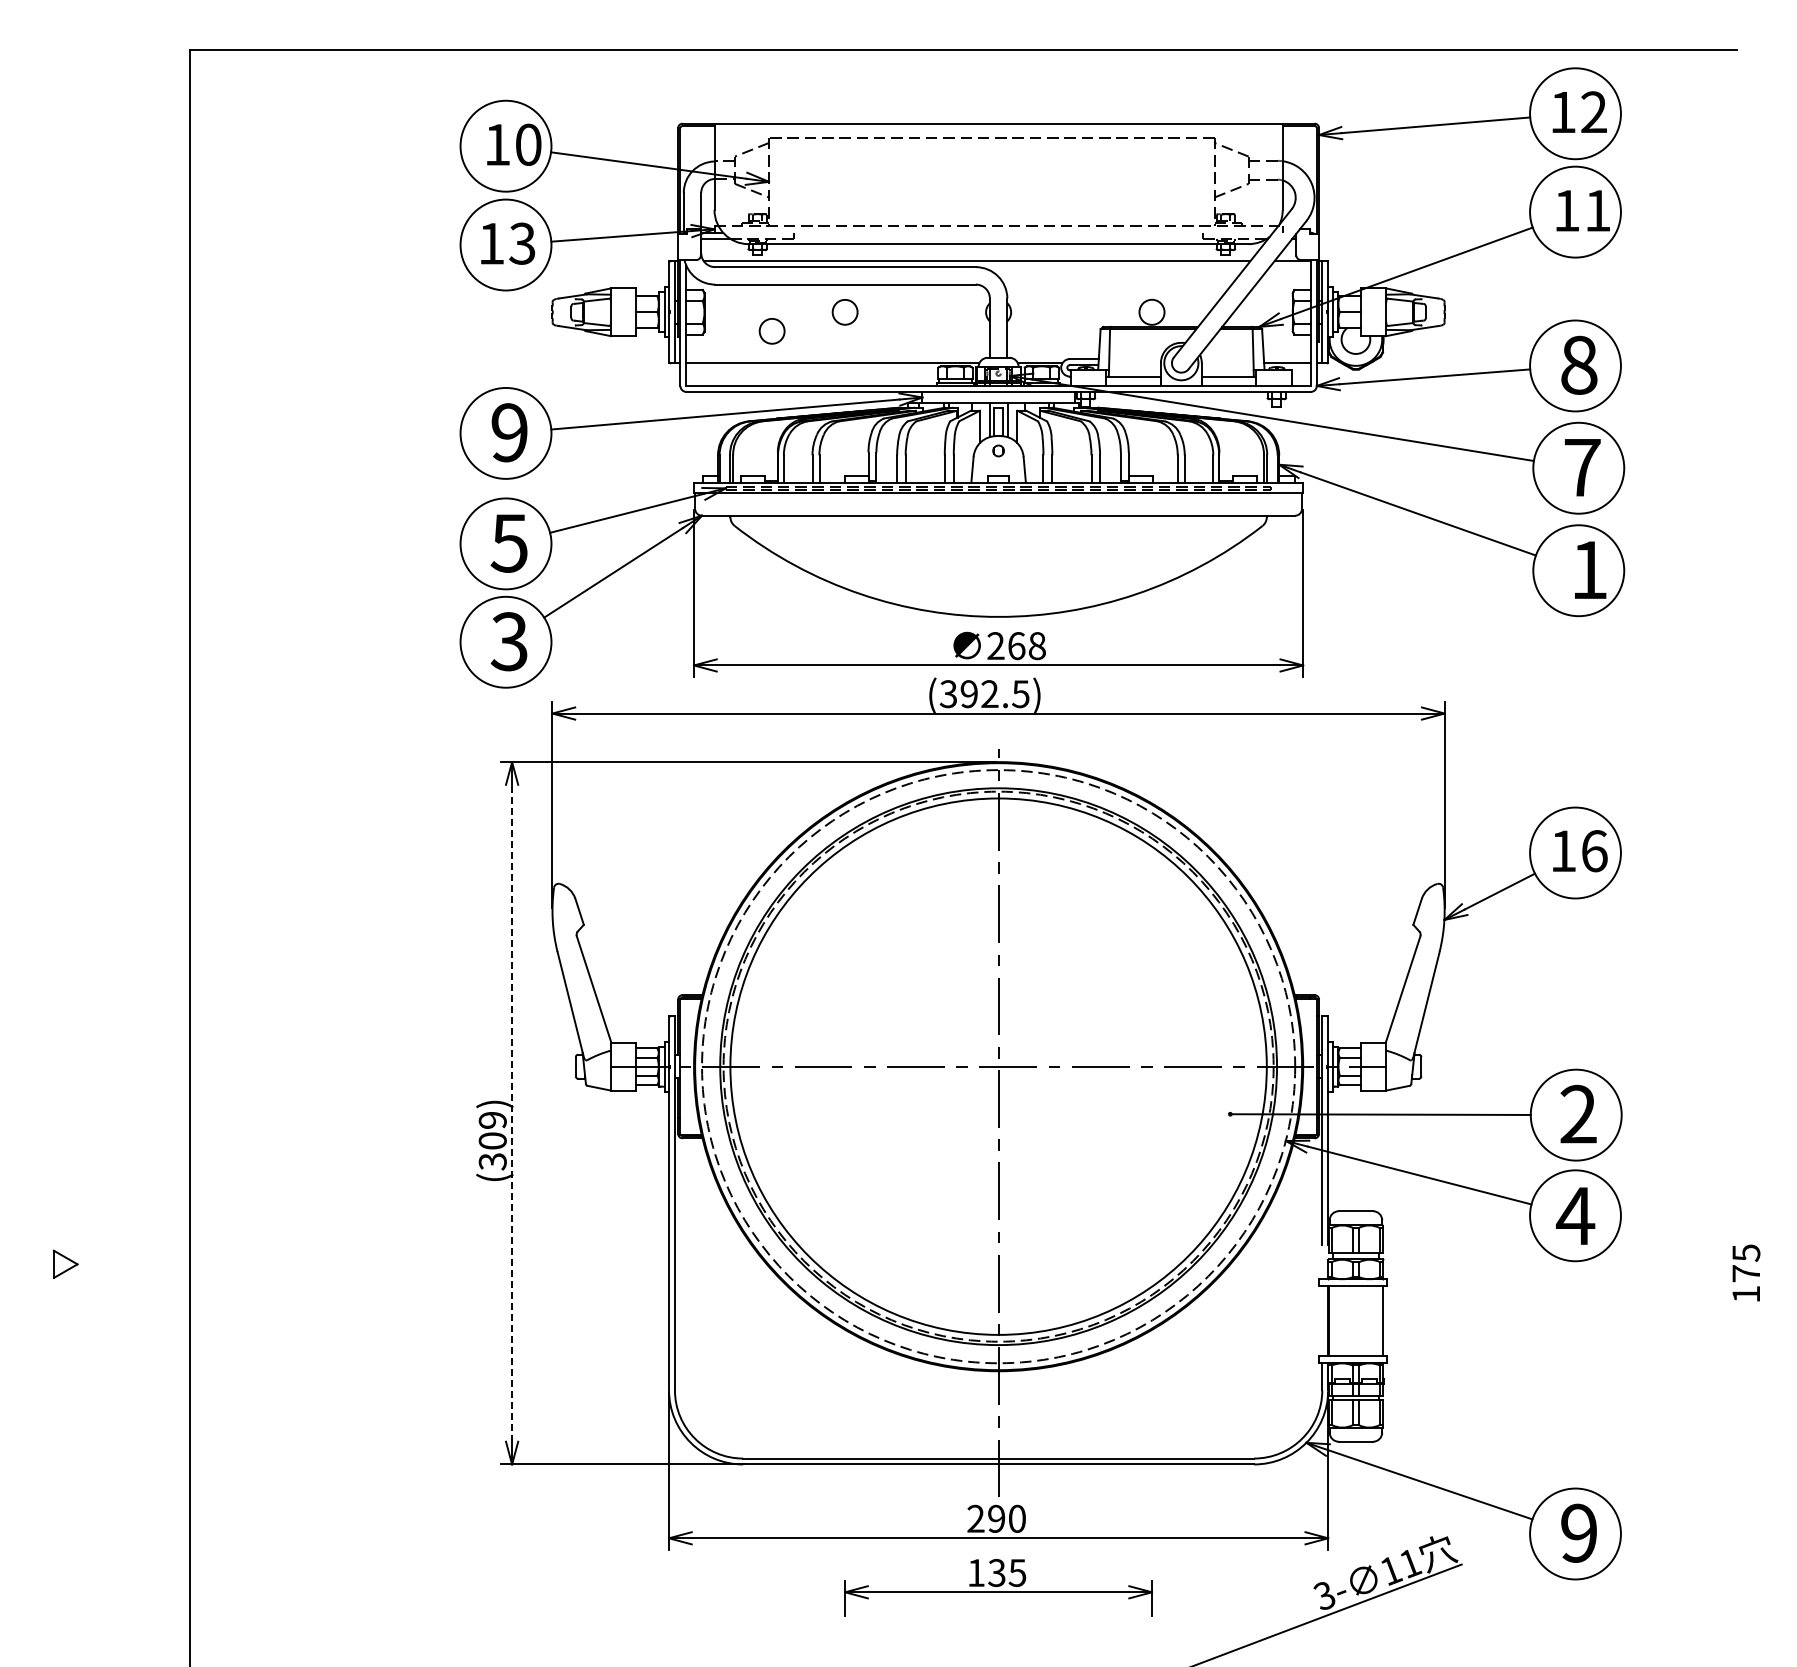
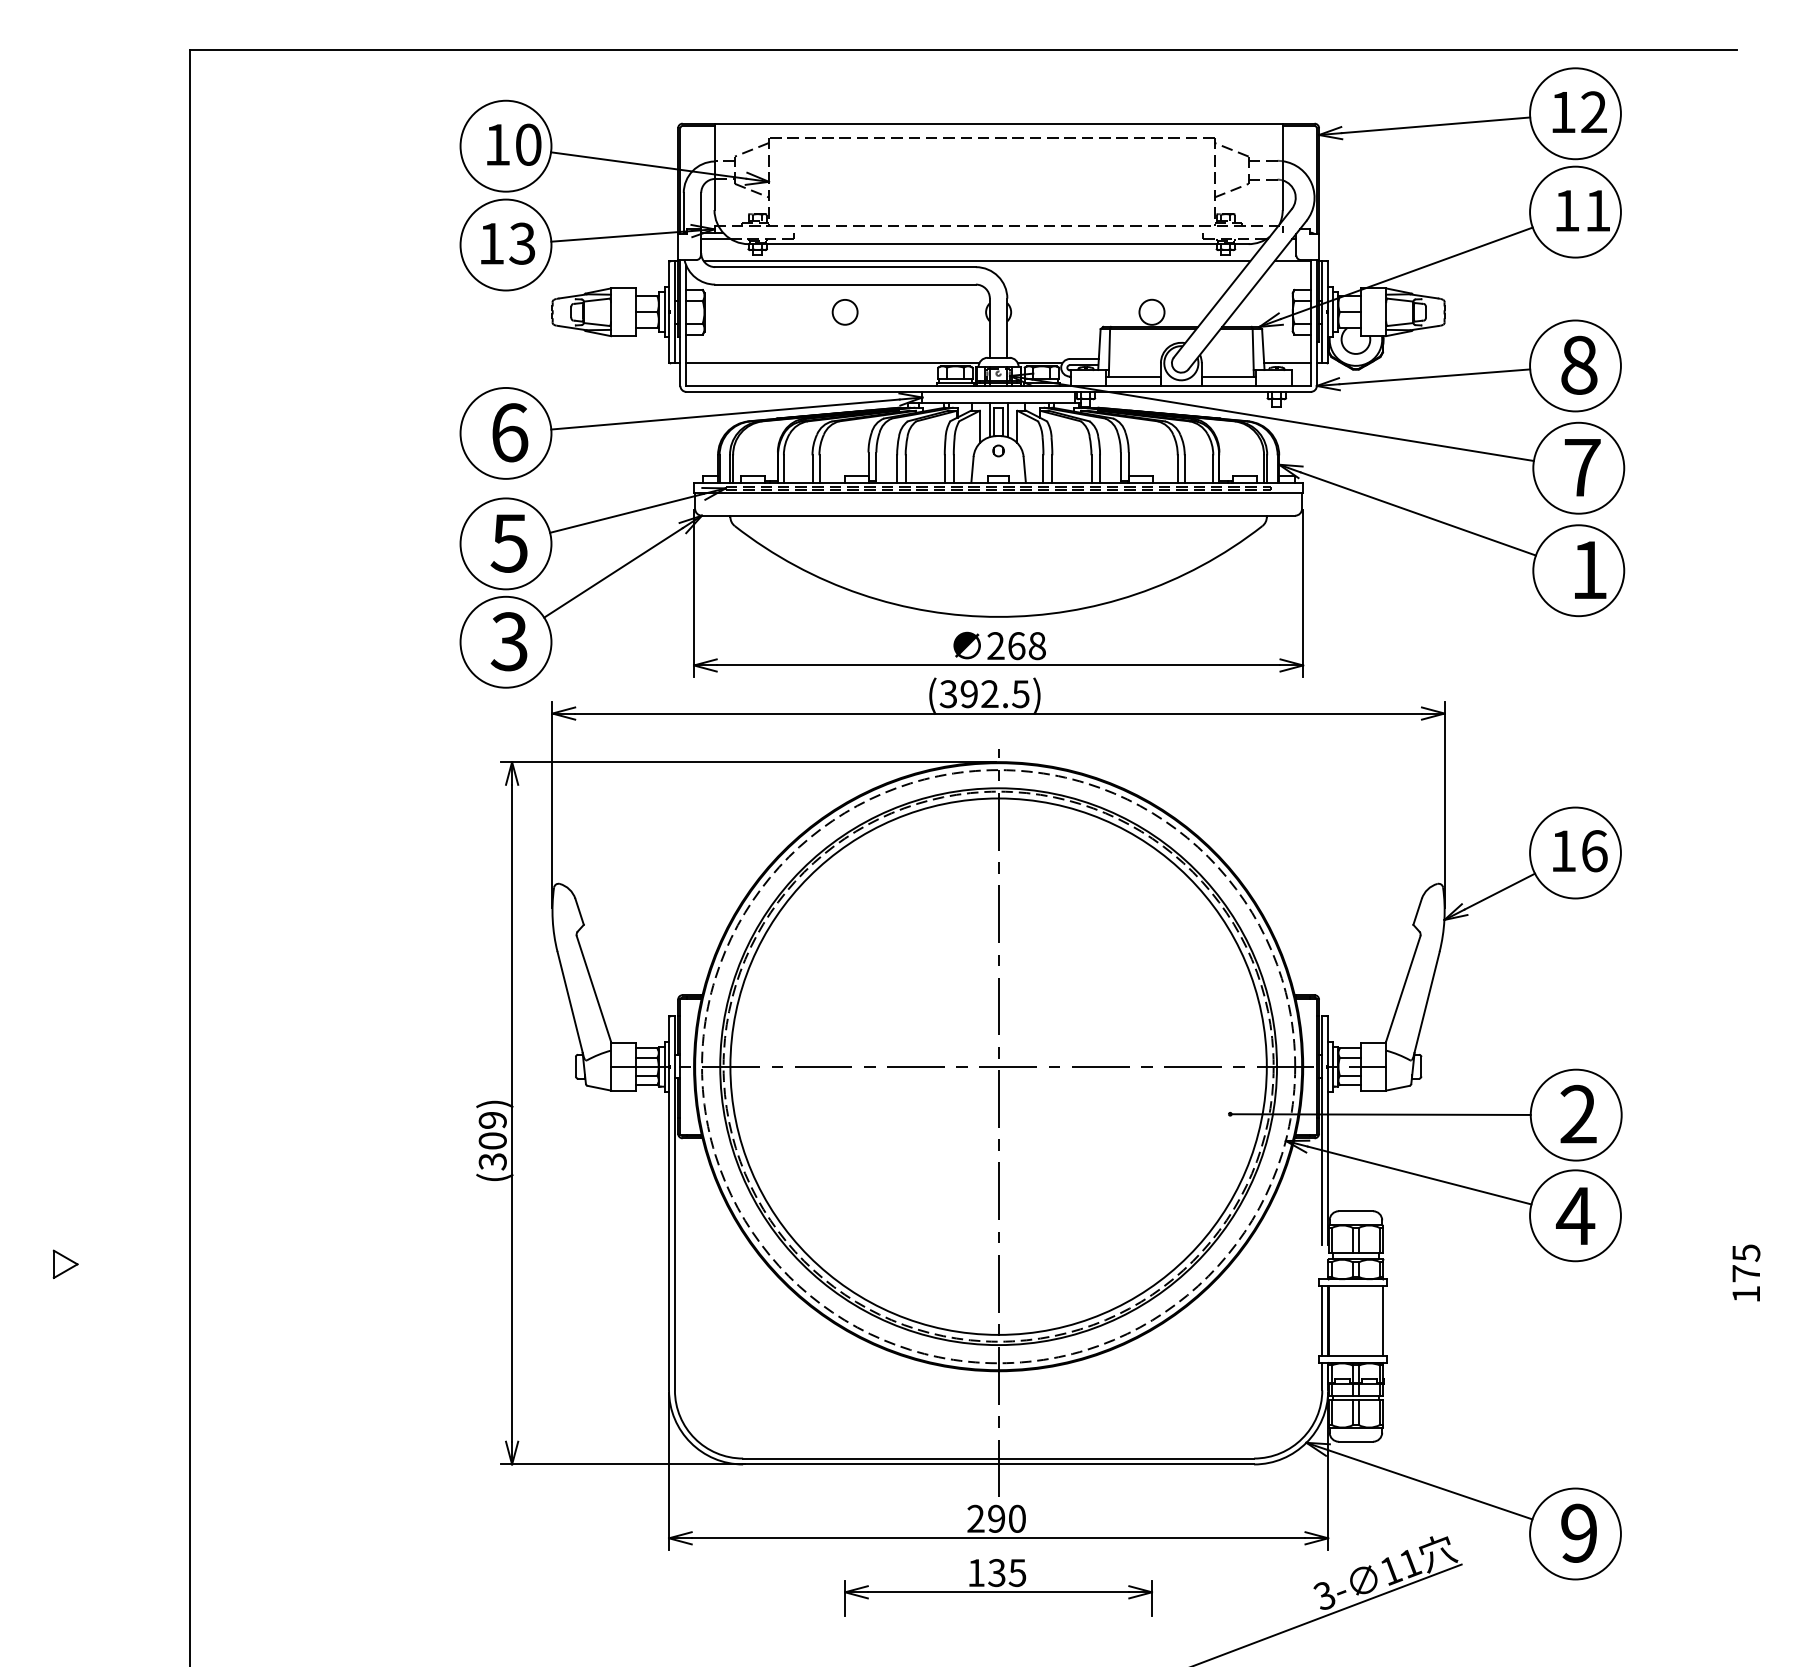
circle: present -> none (771, 331)
text: 9 -> 6 (509, 432)
line: dashed -> solid (512, 1112)
line: none -> present (1322, 1321)
